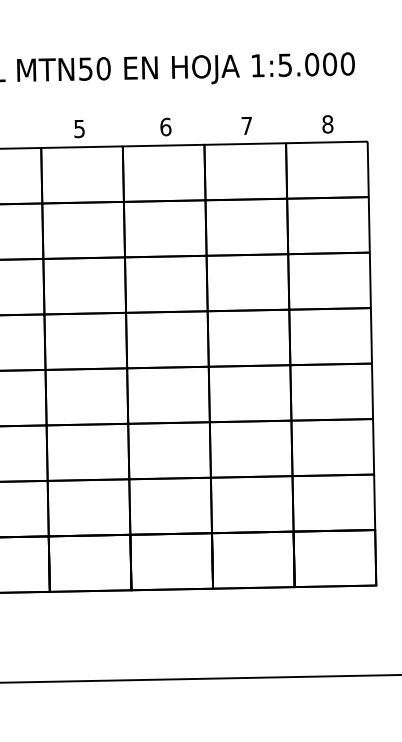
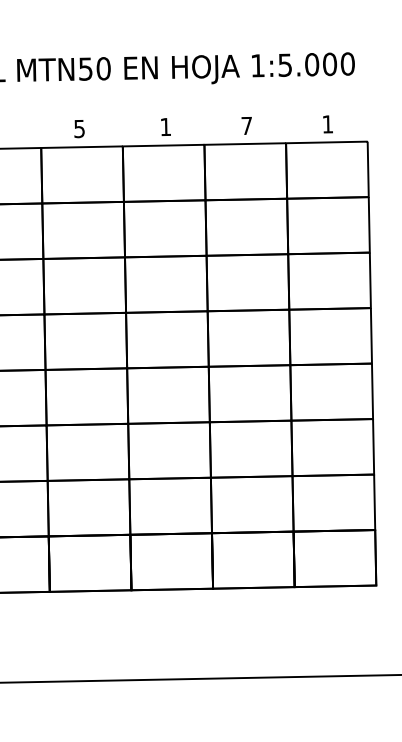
text: 8 -> 1 (327, 124)
text: 6 -> 1 (165, 126)
